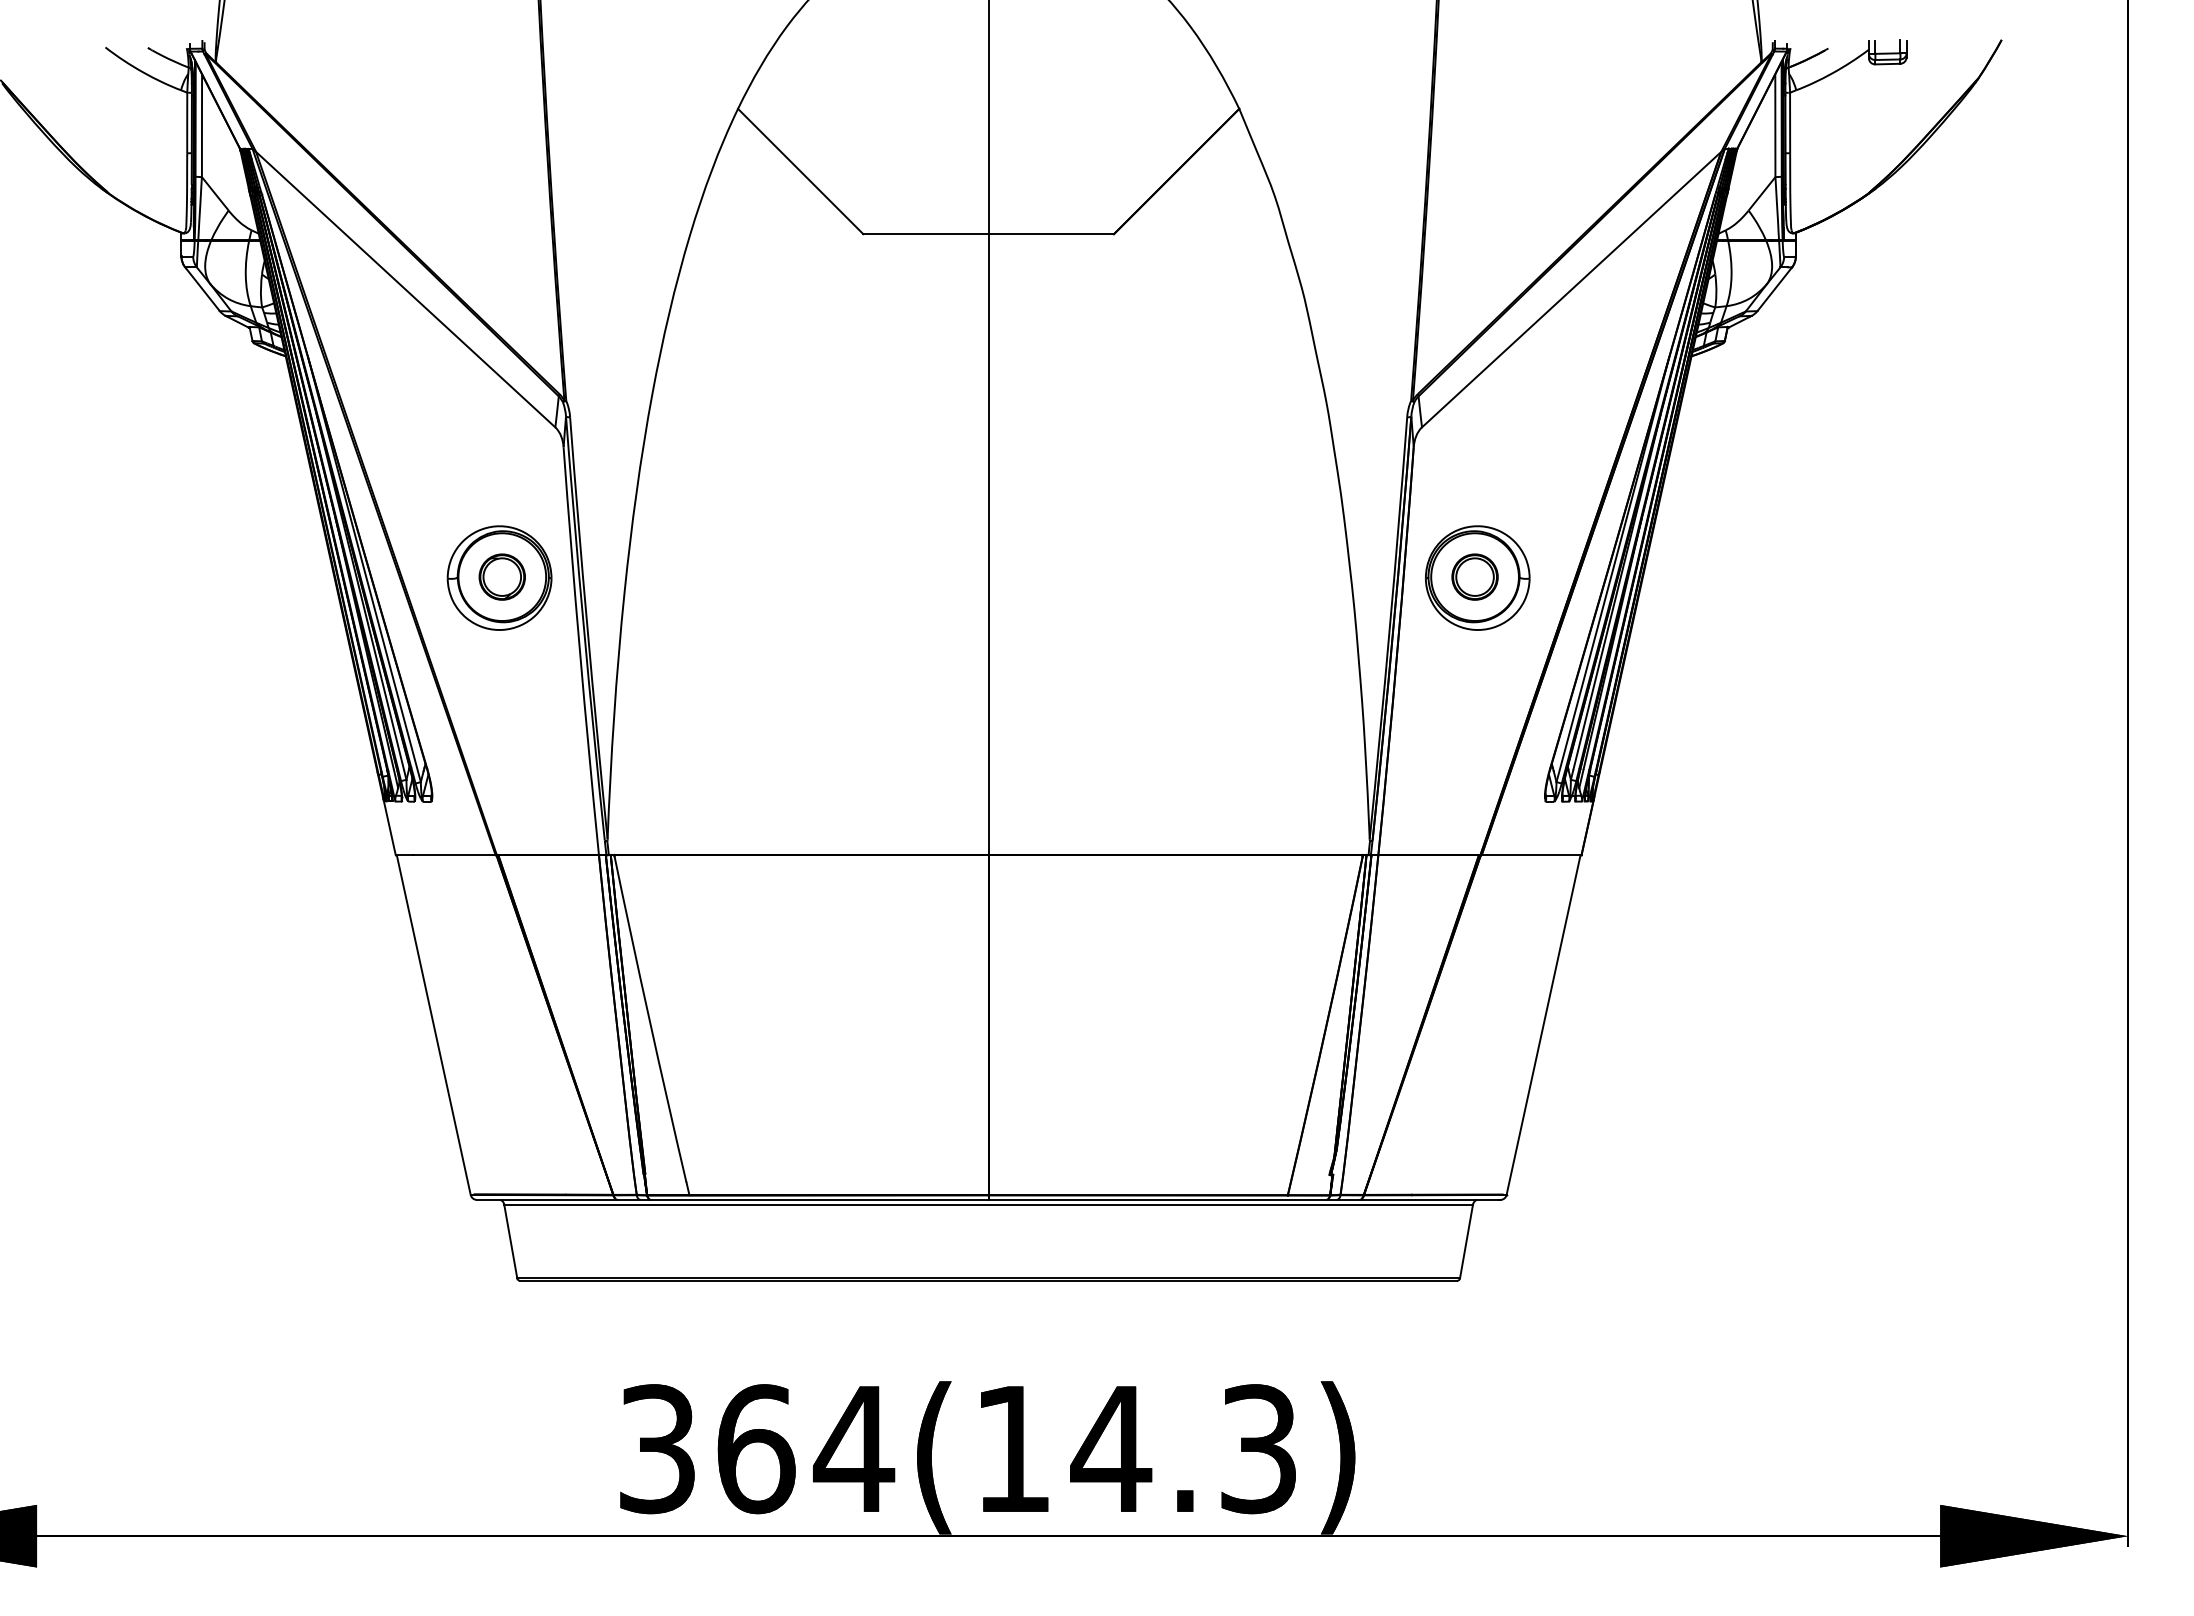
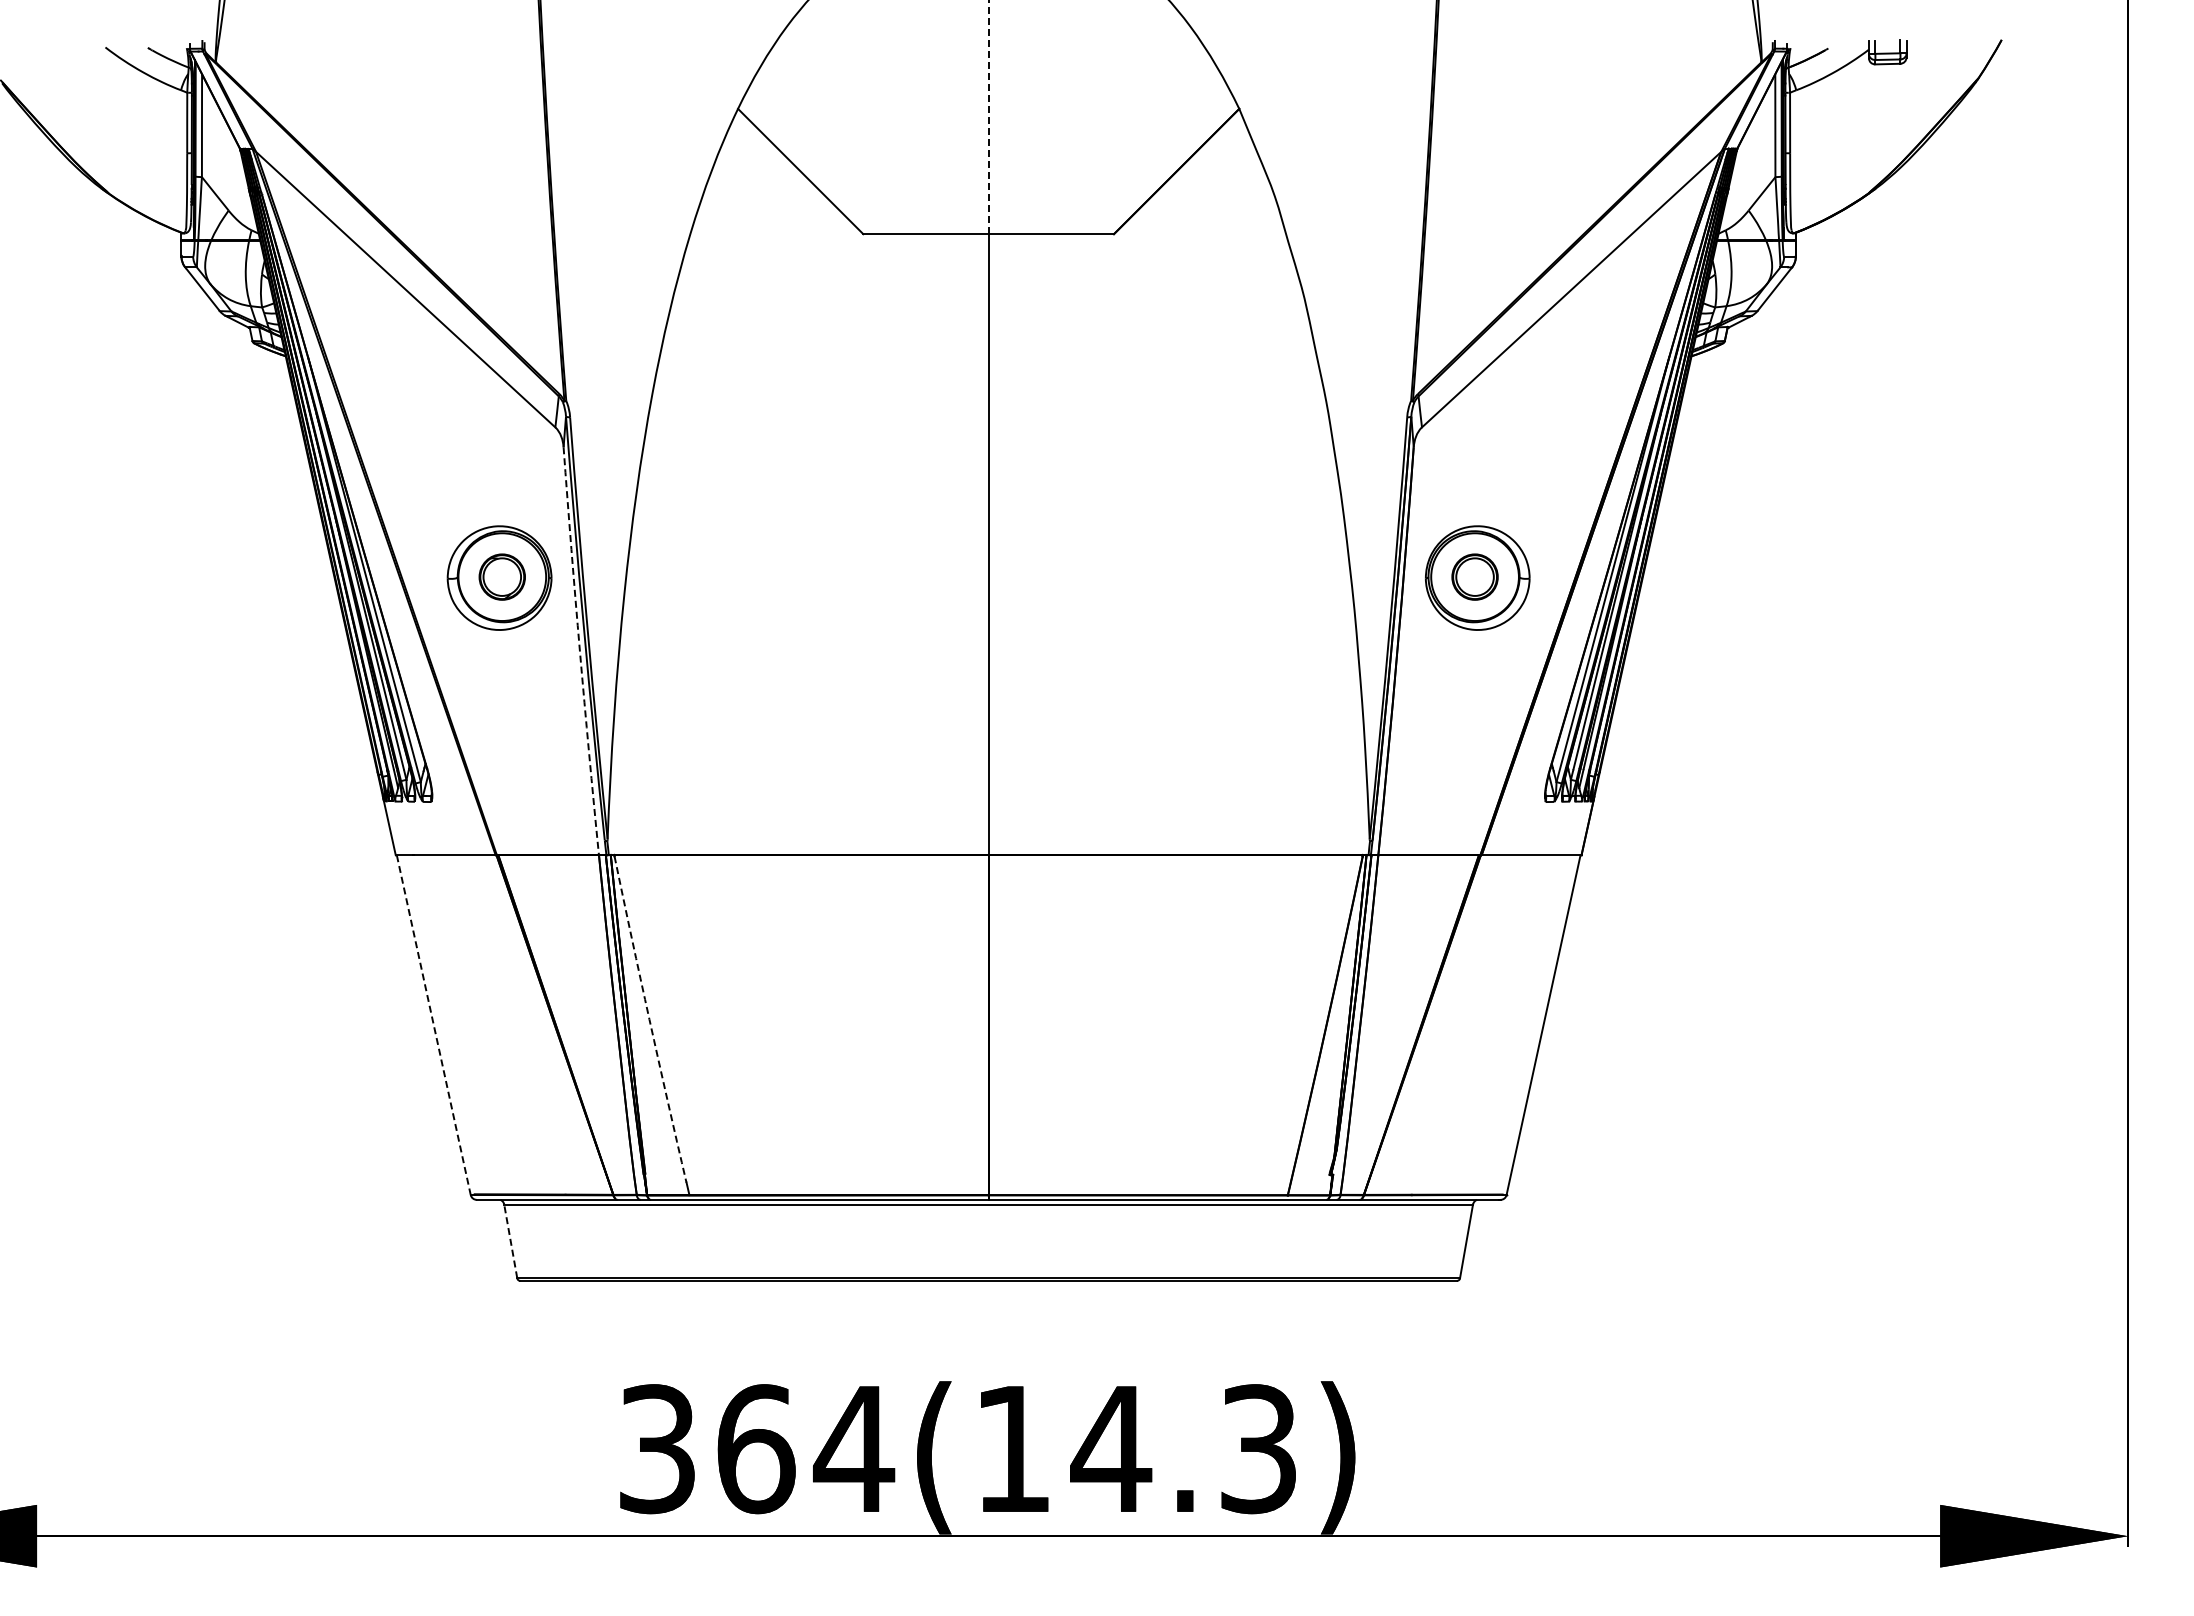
line: solid -> dashed (988, 117)
arc: solid -> dashed (579, 651)
arc: solid -> dashed (649, 1019)
line: solid -> dashed (433, 1025)
line: solid -> dashed (510, 1240)
